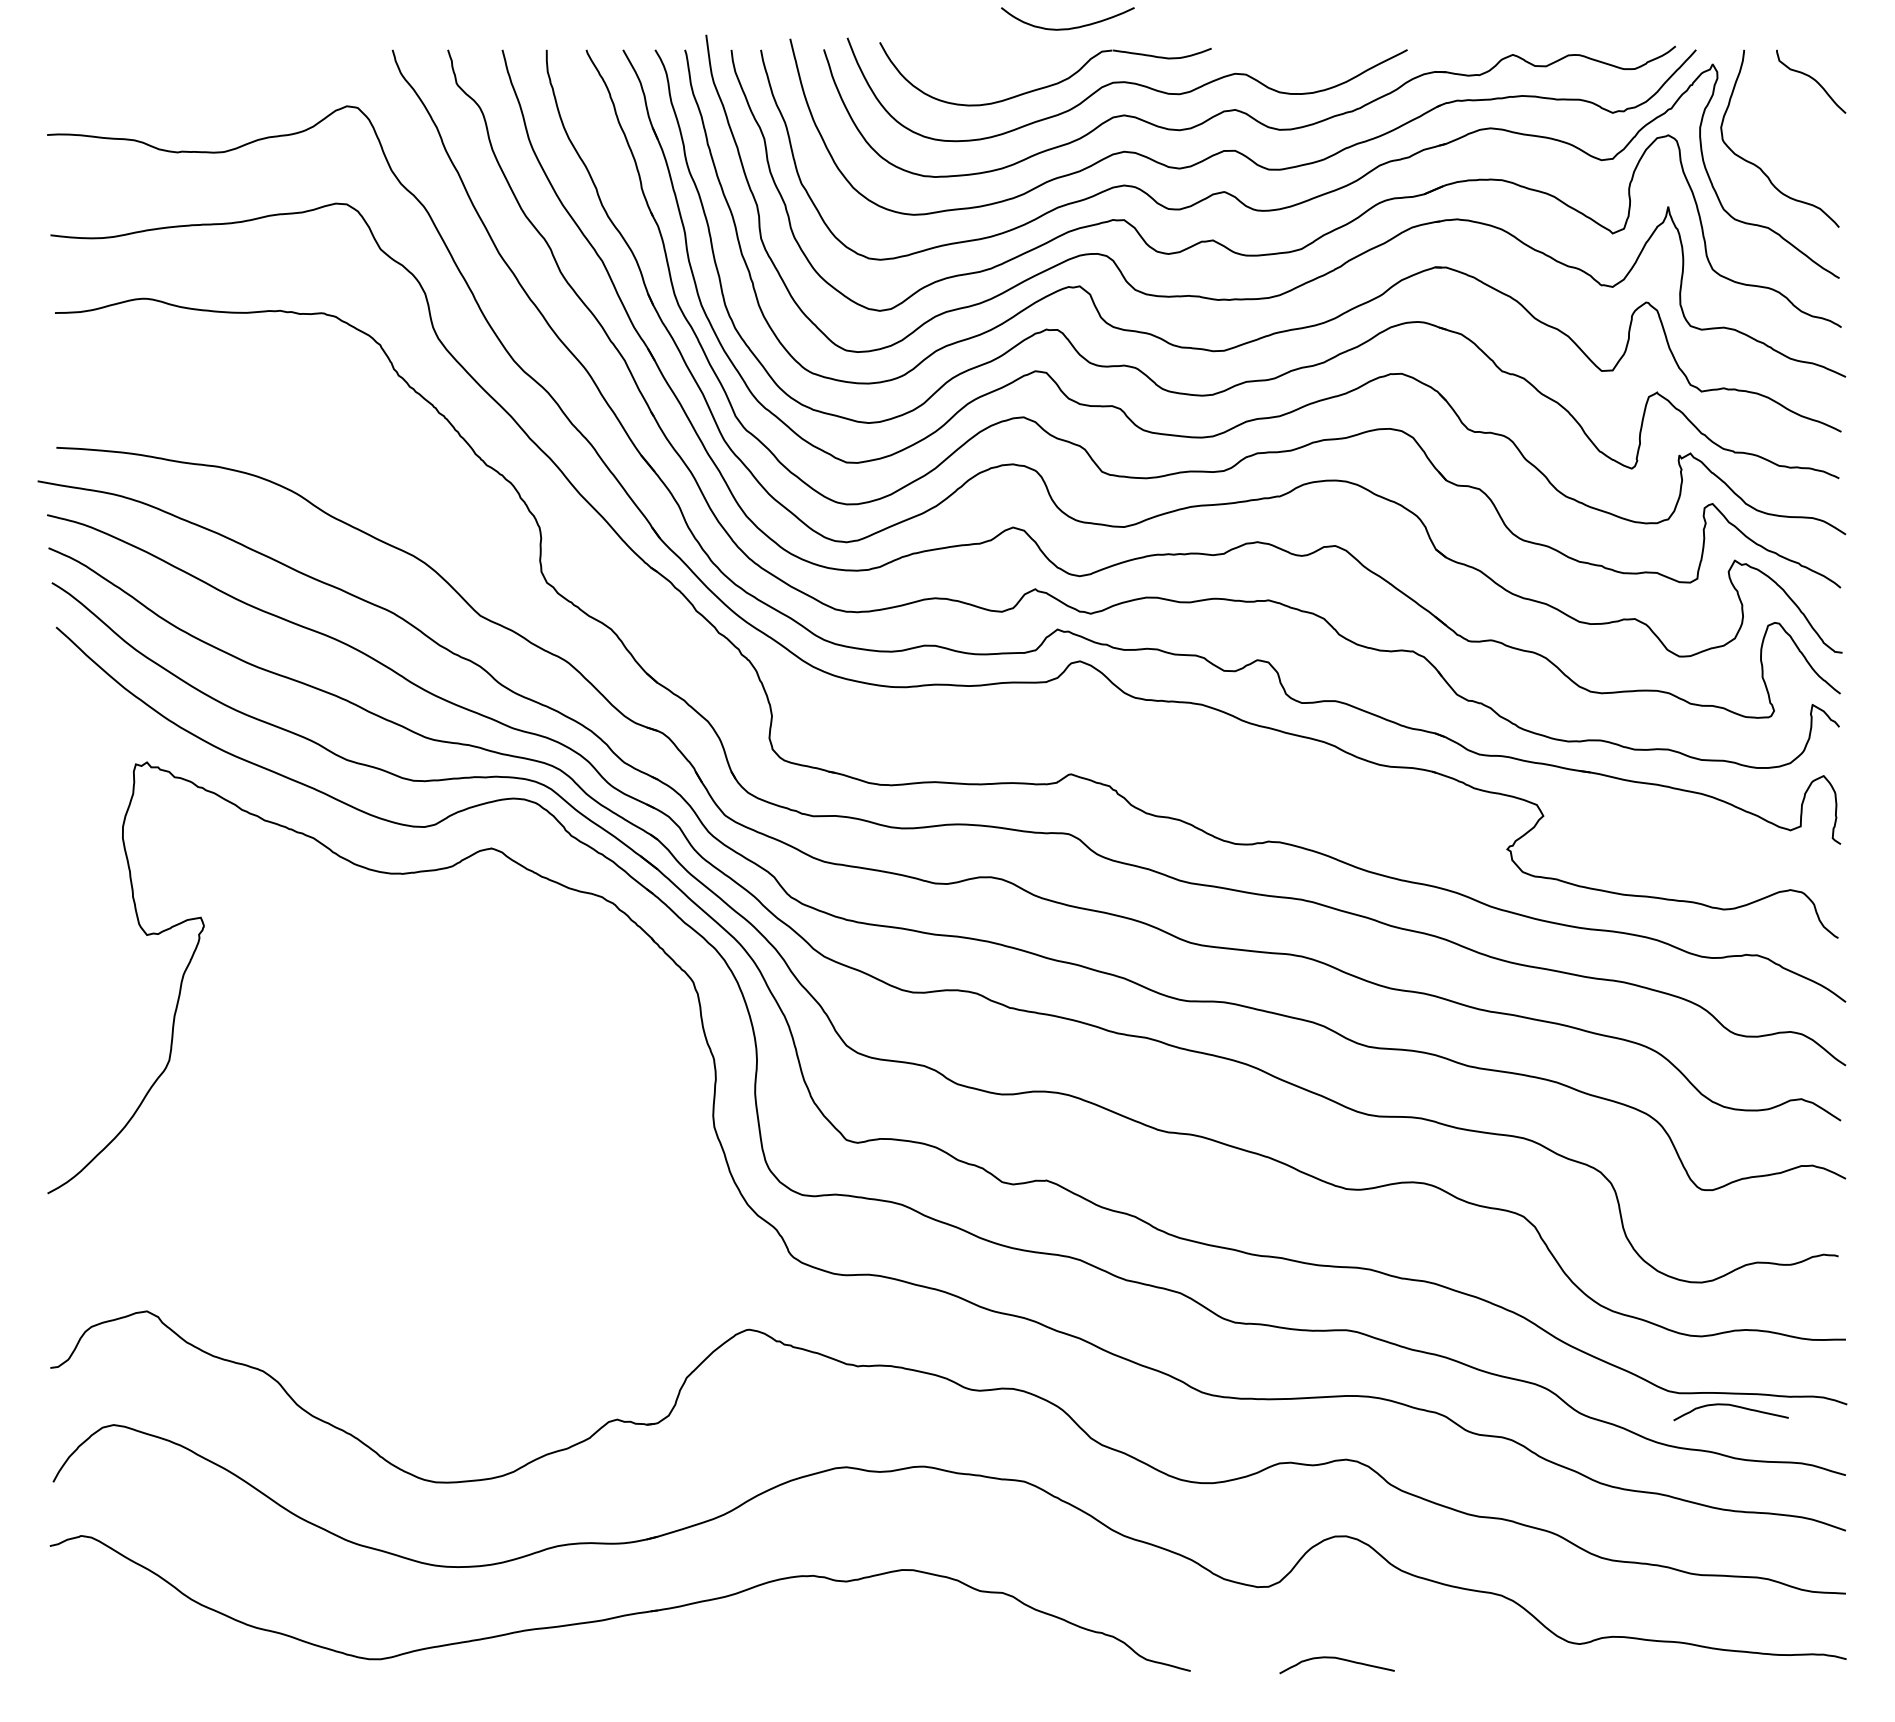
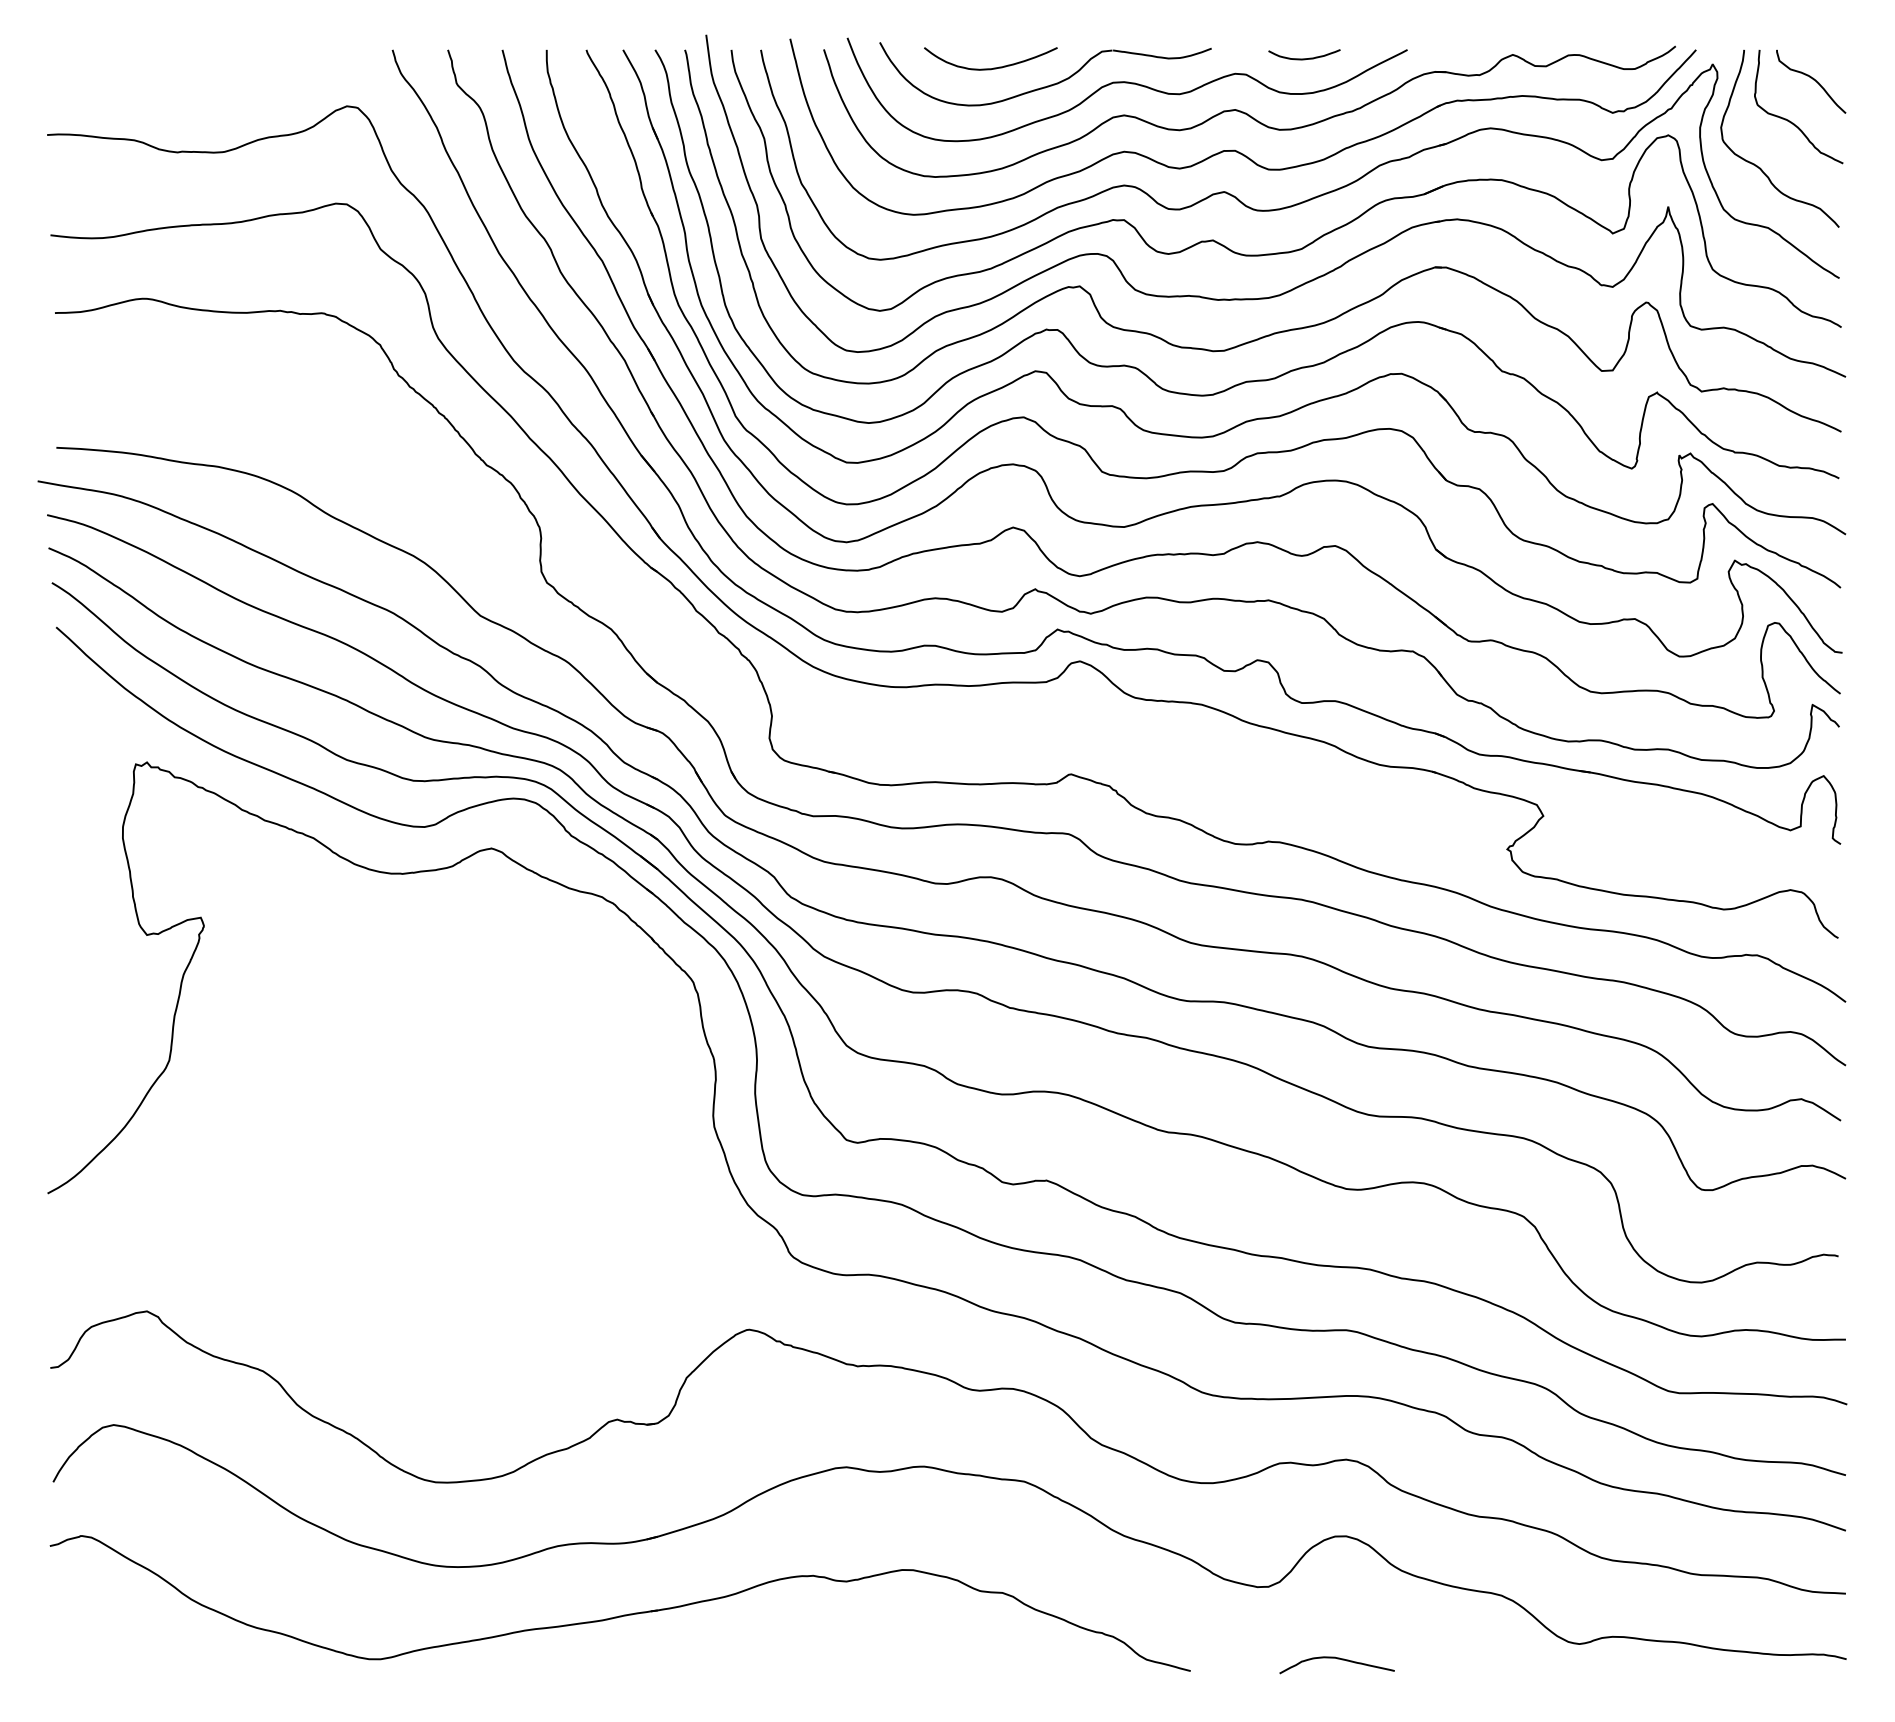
curve position: (1070, 27) -> (993, 67) (993, 67)
curve: none -> present (1304, 58)
curve: none -> present (1788, 119)
curve: present -> none (1731, 1406)
